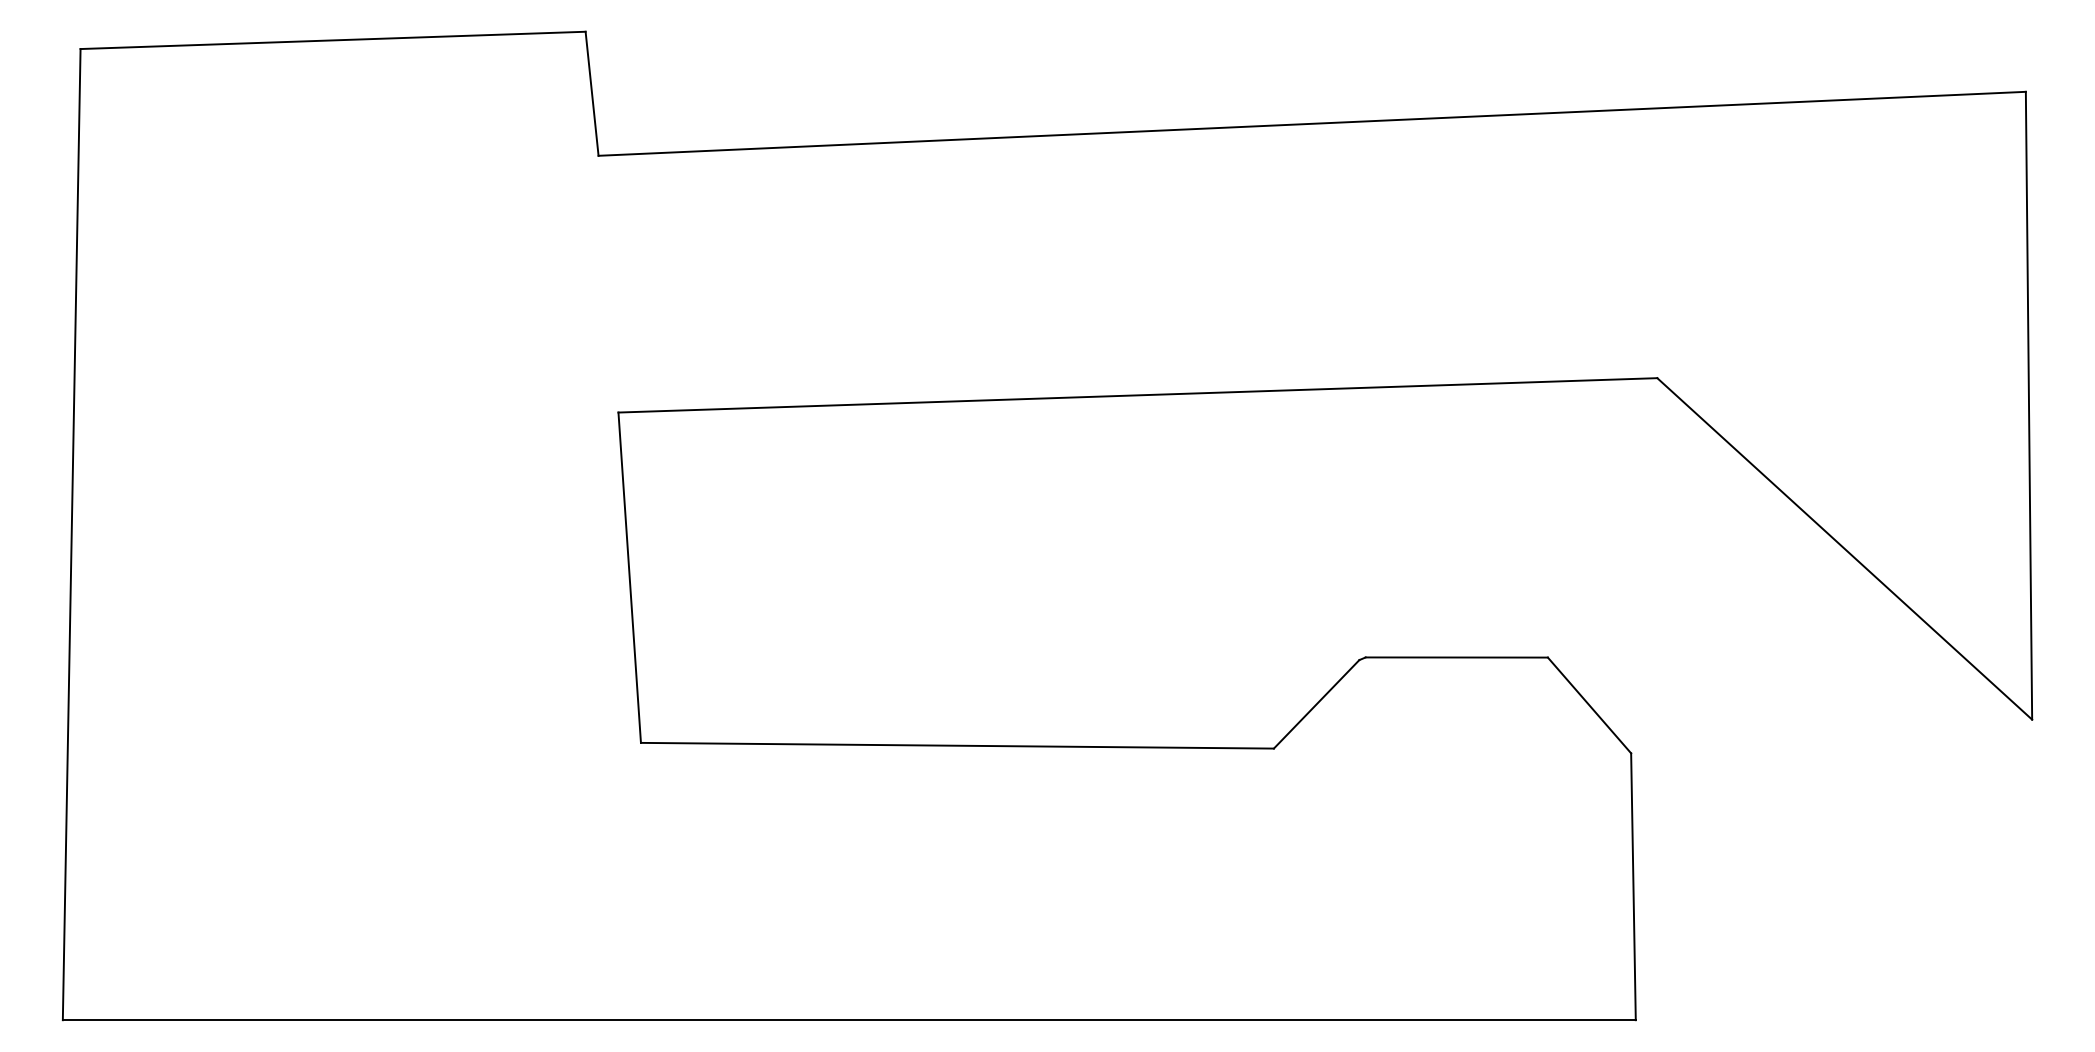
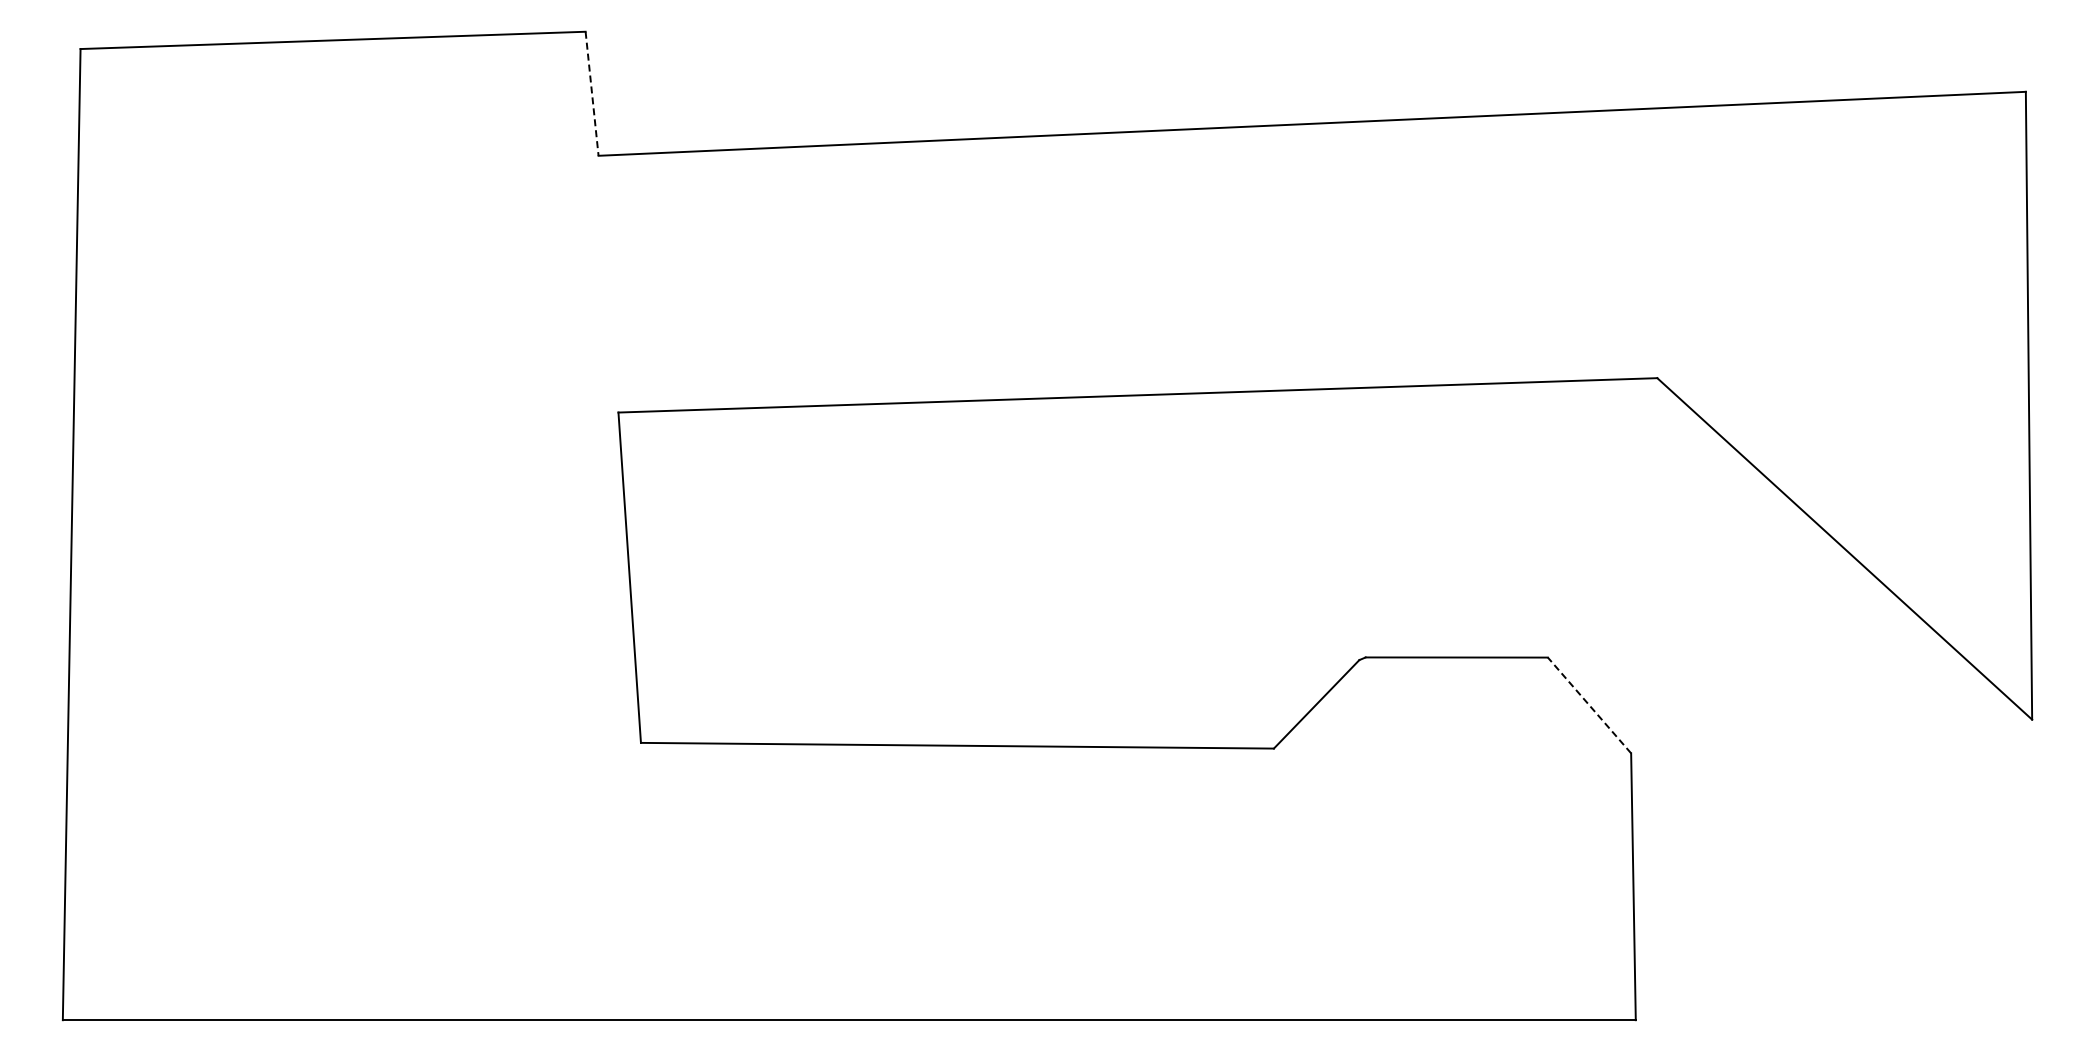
line: solid -> dashed (592, 94)
line: solid -> dashed (1589, 705)
